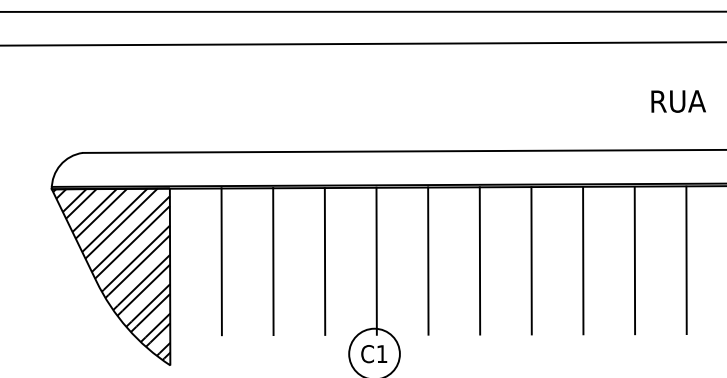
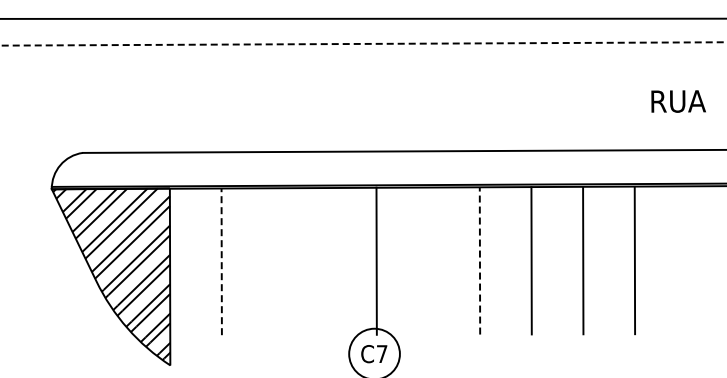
line position: (362, 11) -> (362, 18) (362, 18)
line: solid -> dashed (363, 43)
line: present -> none (324, 260)
line: present -> none (428, 260)
line: solid -> dashed (479, 260)
line: present -> none (686, 260)
line: solid -> dashed (221, 261)
line: present -> none (273, 261)
text: C1 -> C7 (382, 353)
